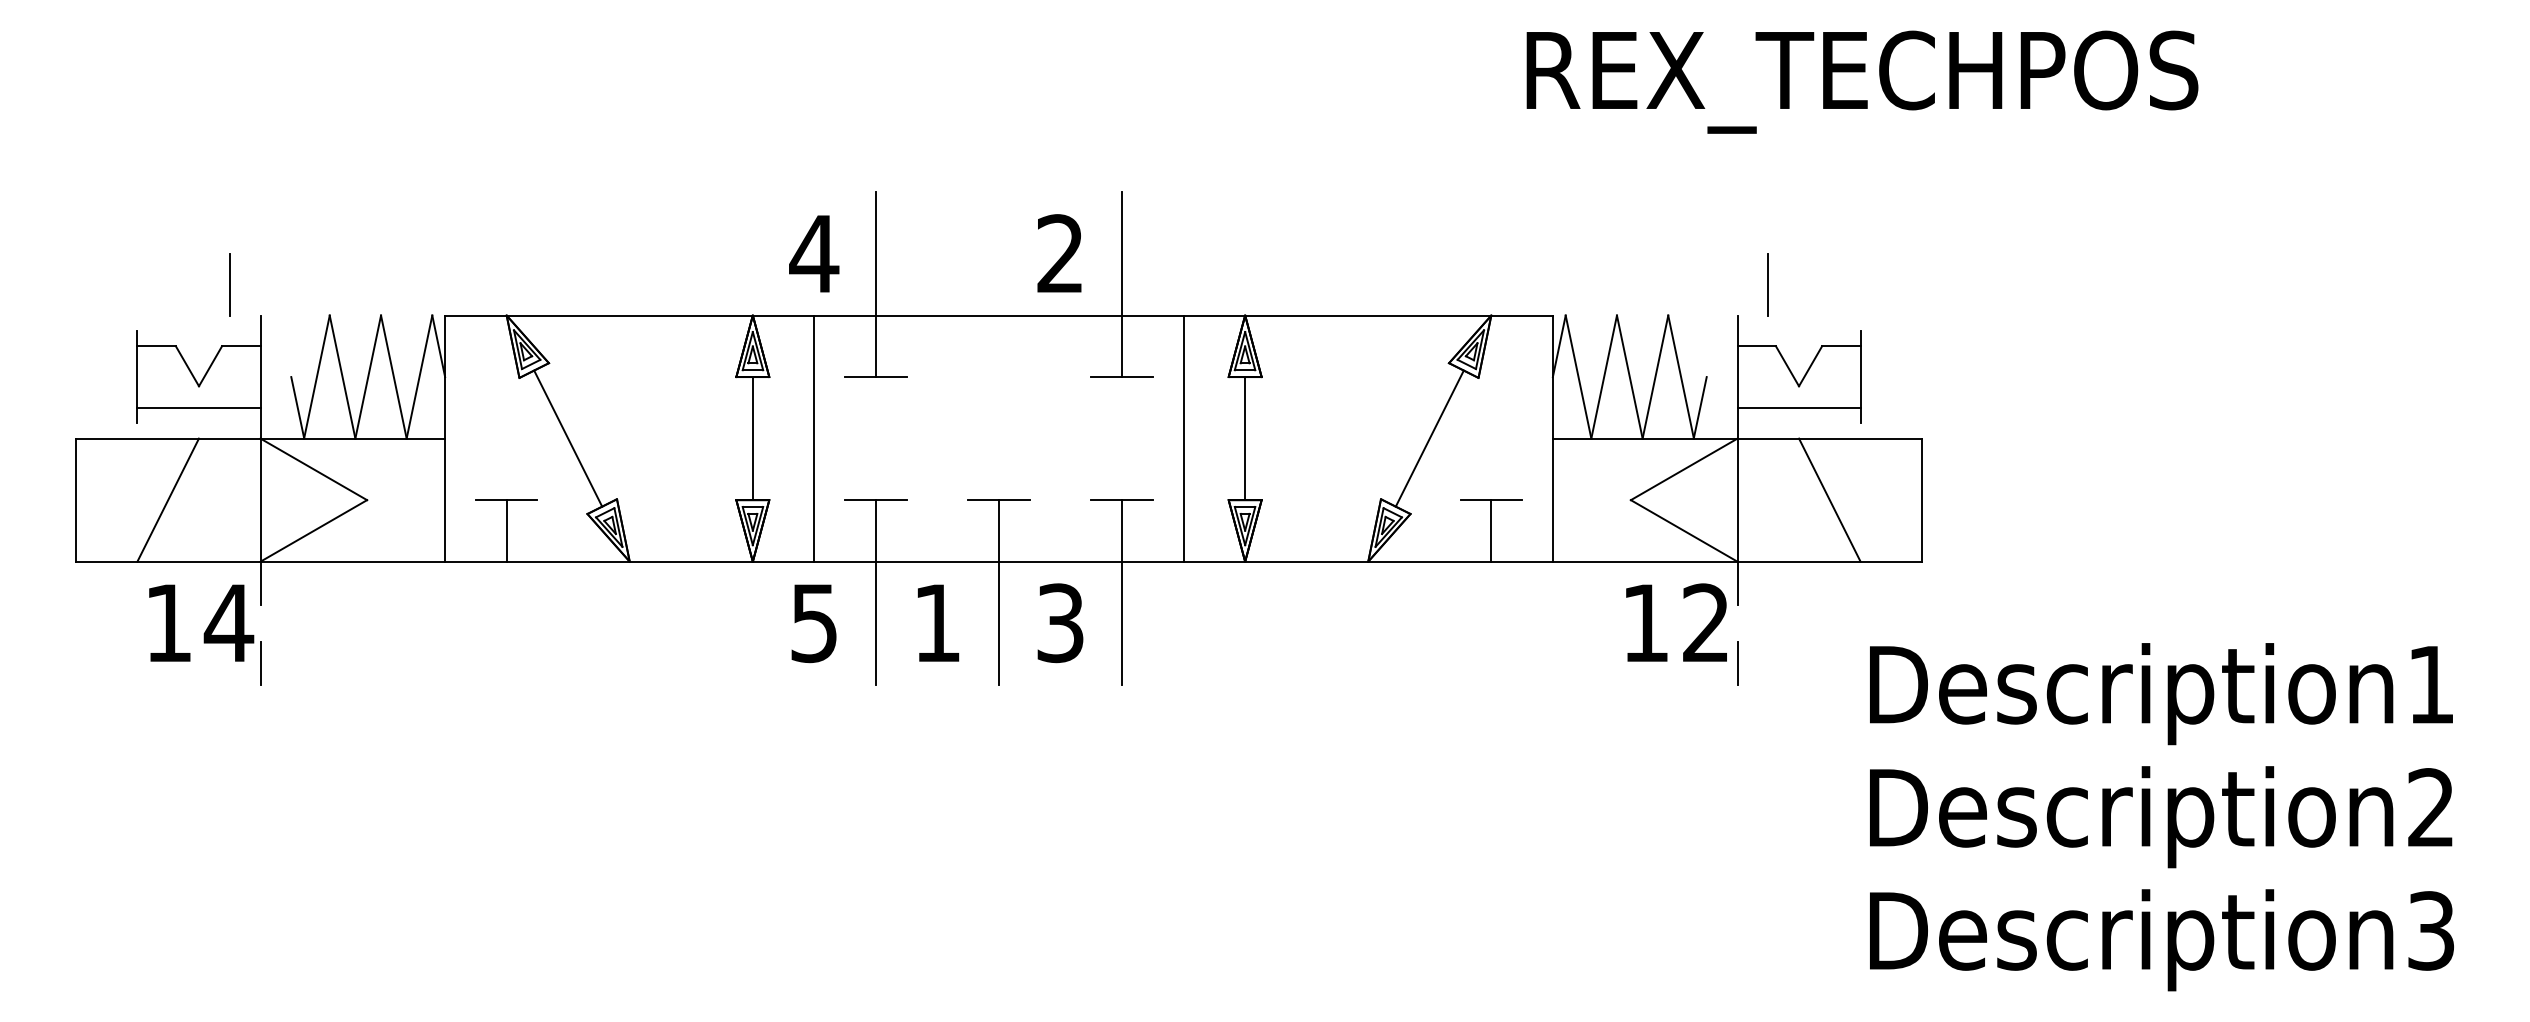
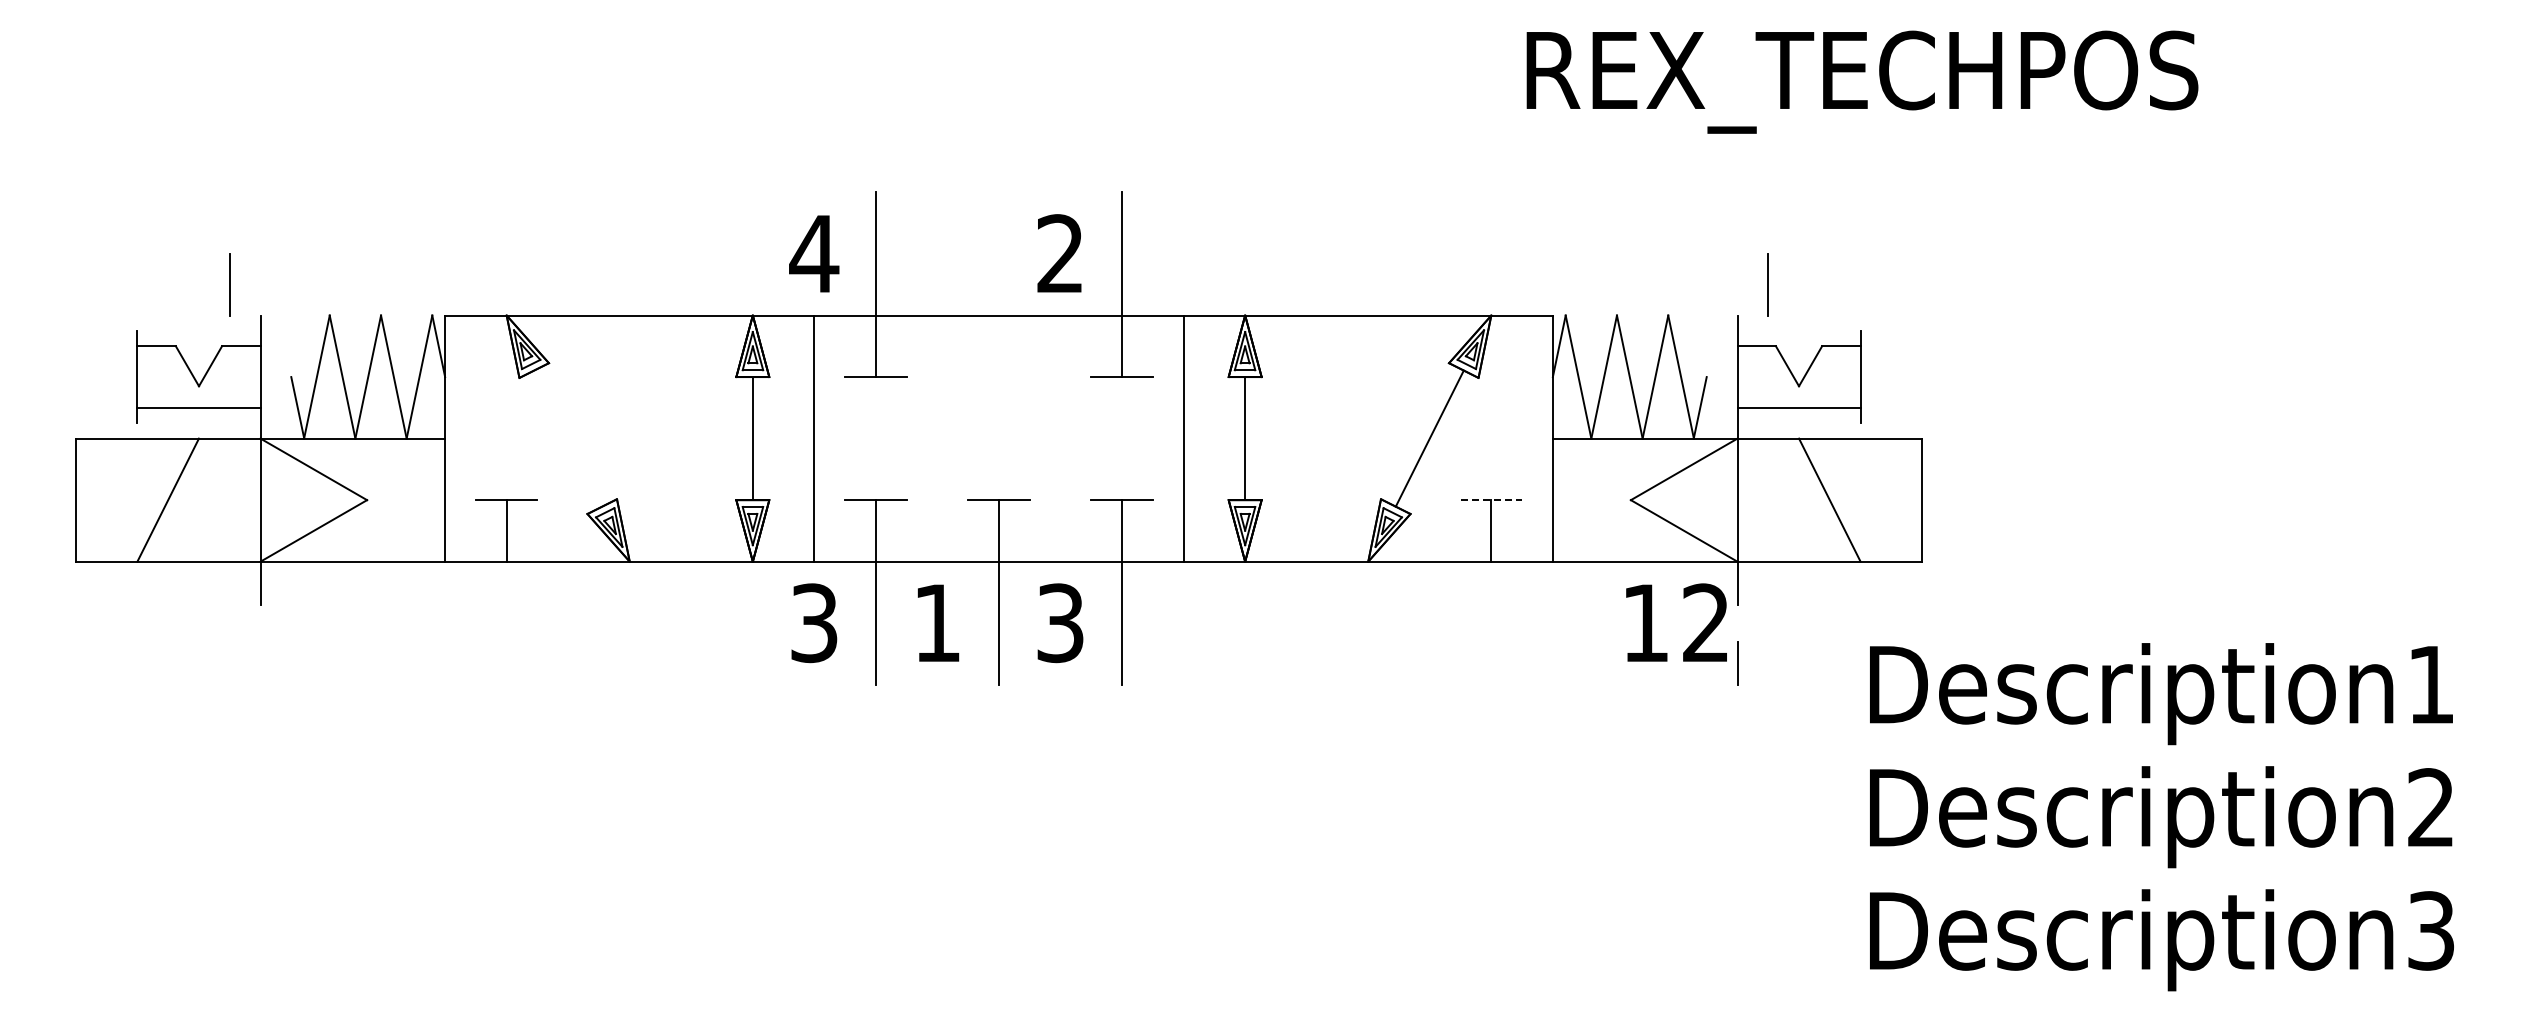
line: present -> none (568, 438)
line: solid -> dashed (1491, 500)
text: 5 -> 3 (814, 622)
part: present -> none (205, 634)
